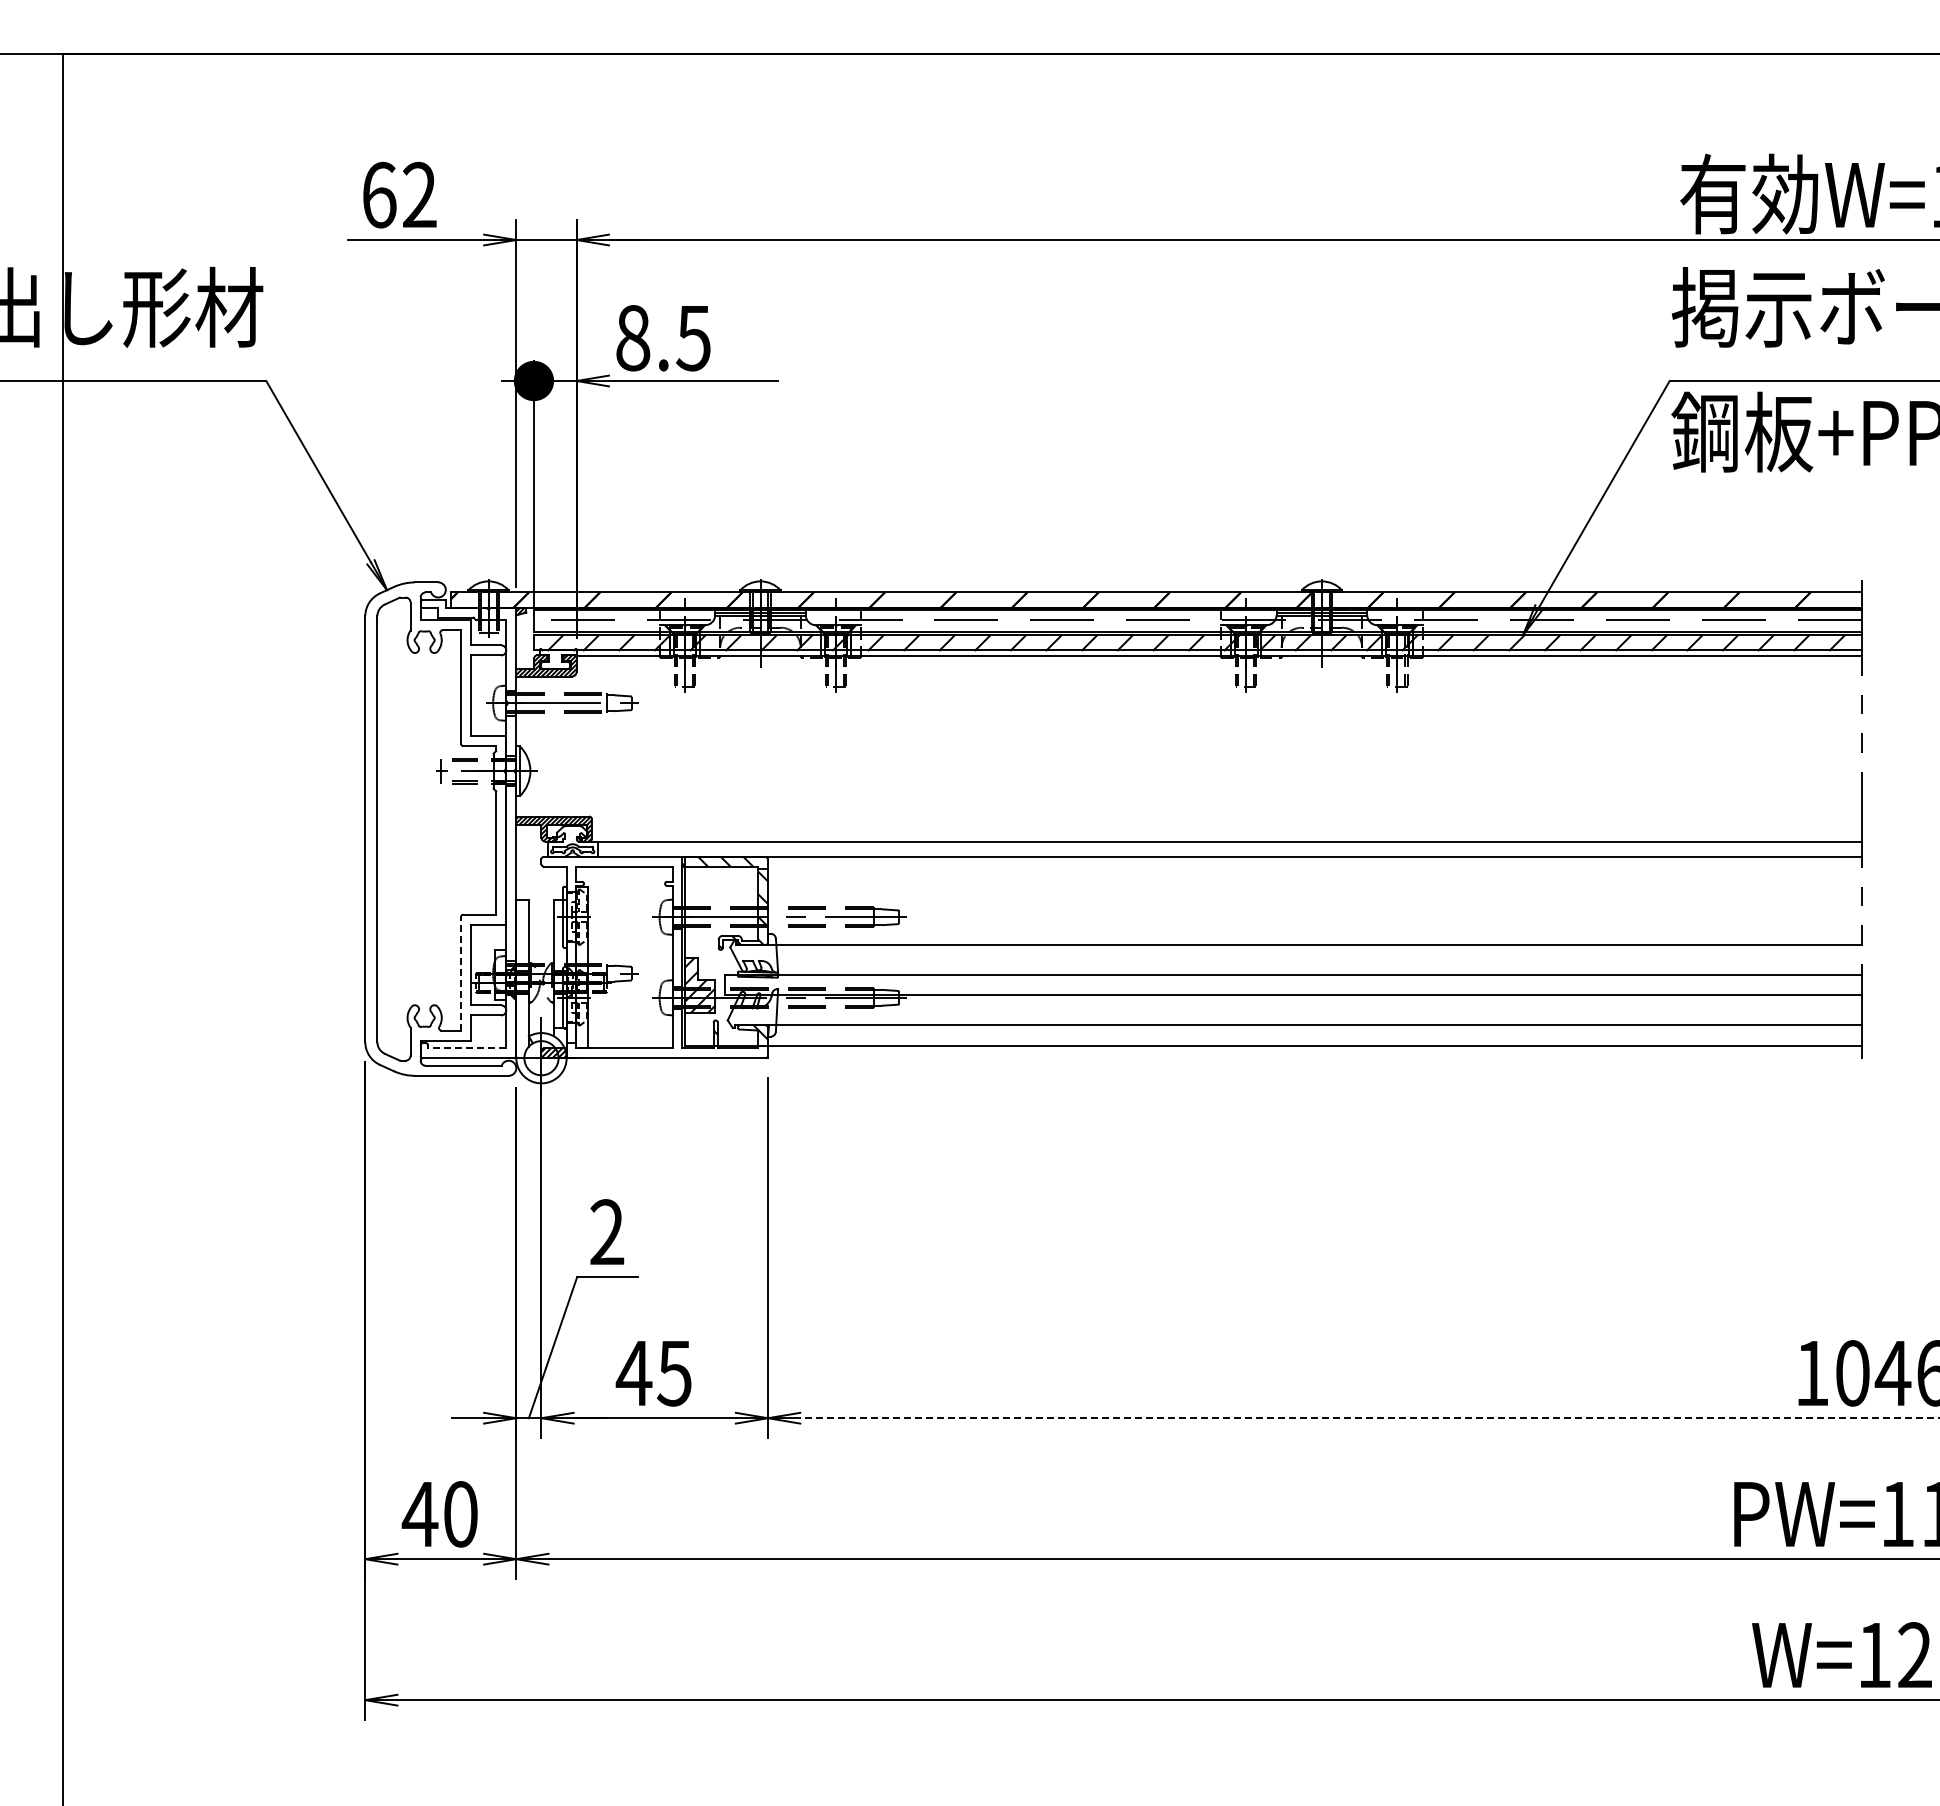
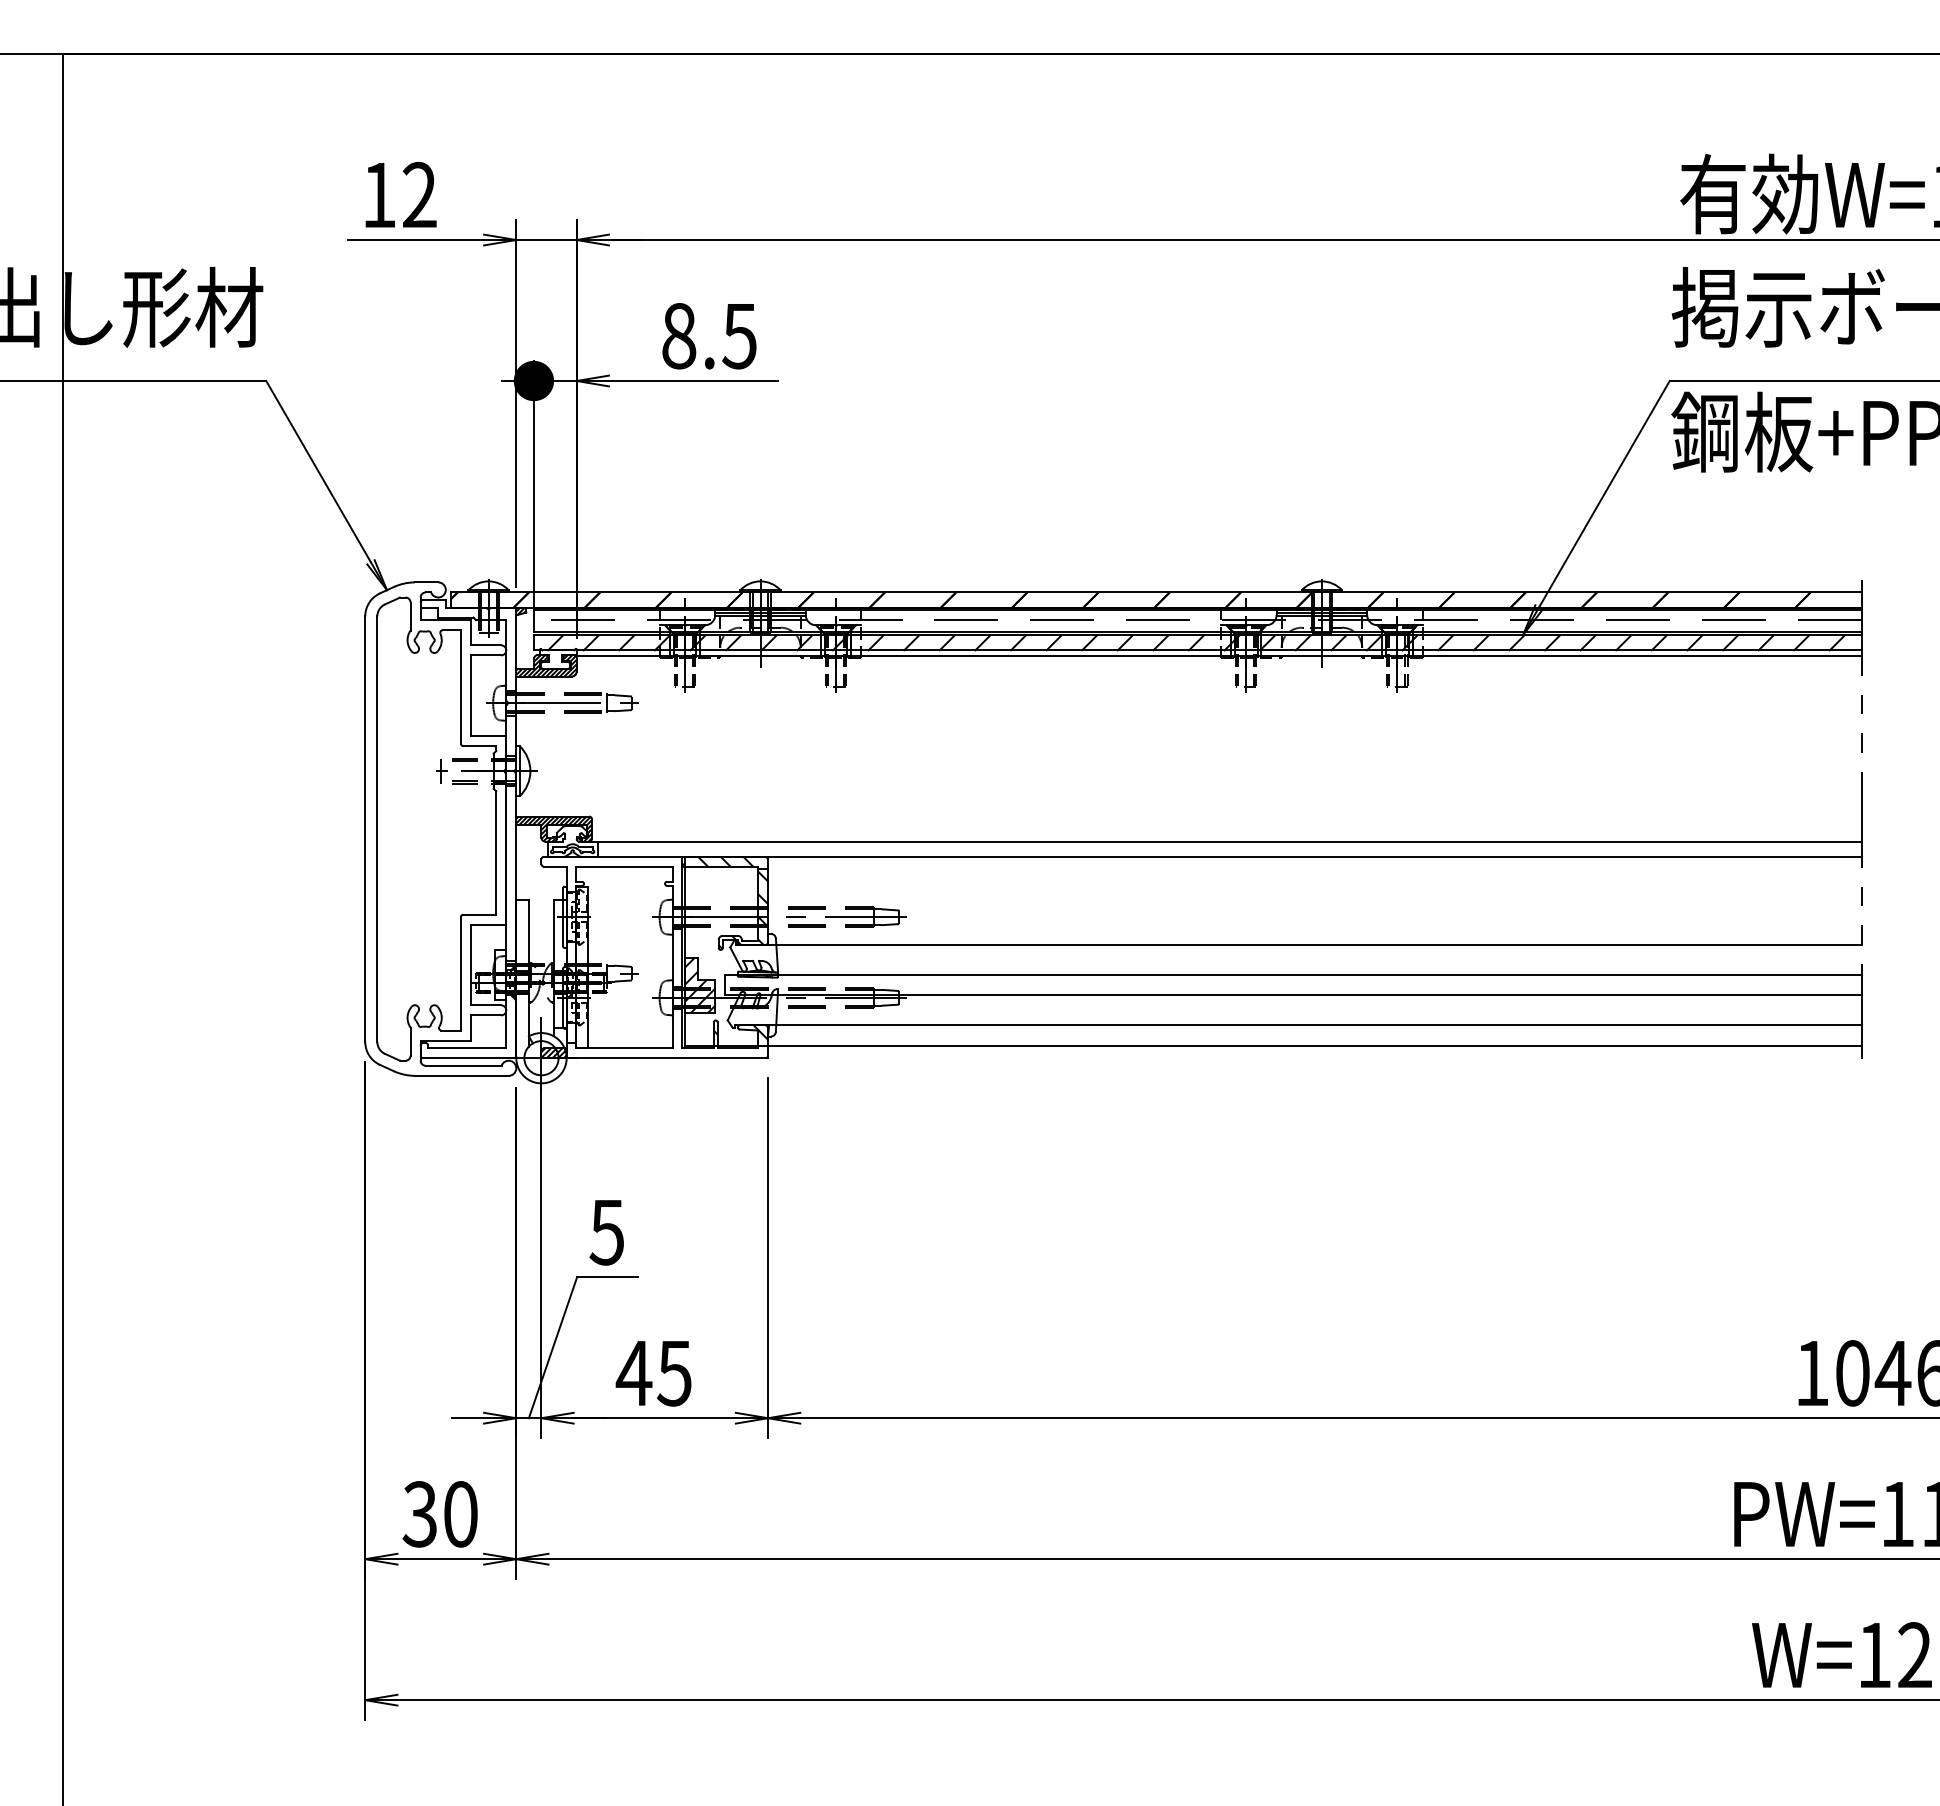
text: 62 -> 12 (379, 194)
text position: (663, 338) -> (709, 336) (709, 336)
line: dashed -> solid (460, 973)
line: dashed -> solid (466, 1048)
text: 2 -> 5 (606, 1232)
line: dashed -> solid (1369, 1418)
text: 40 -> 30 (419, 1514)
